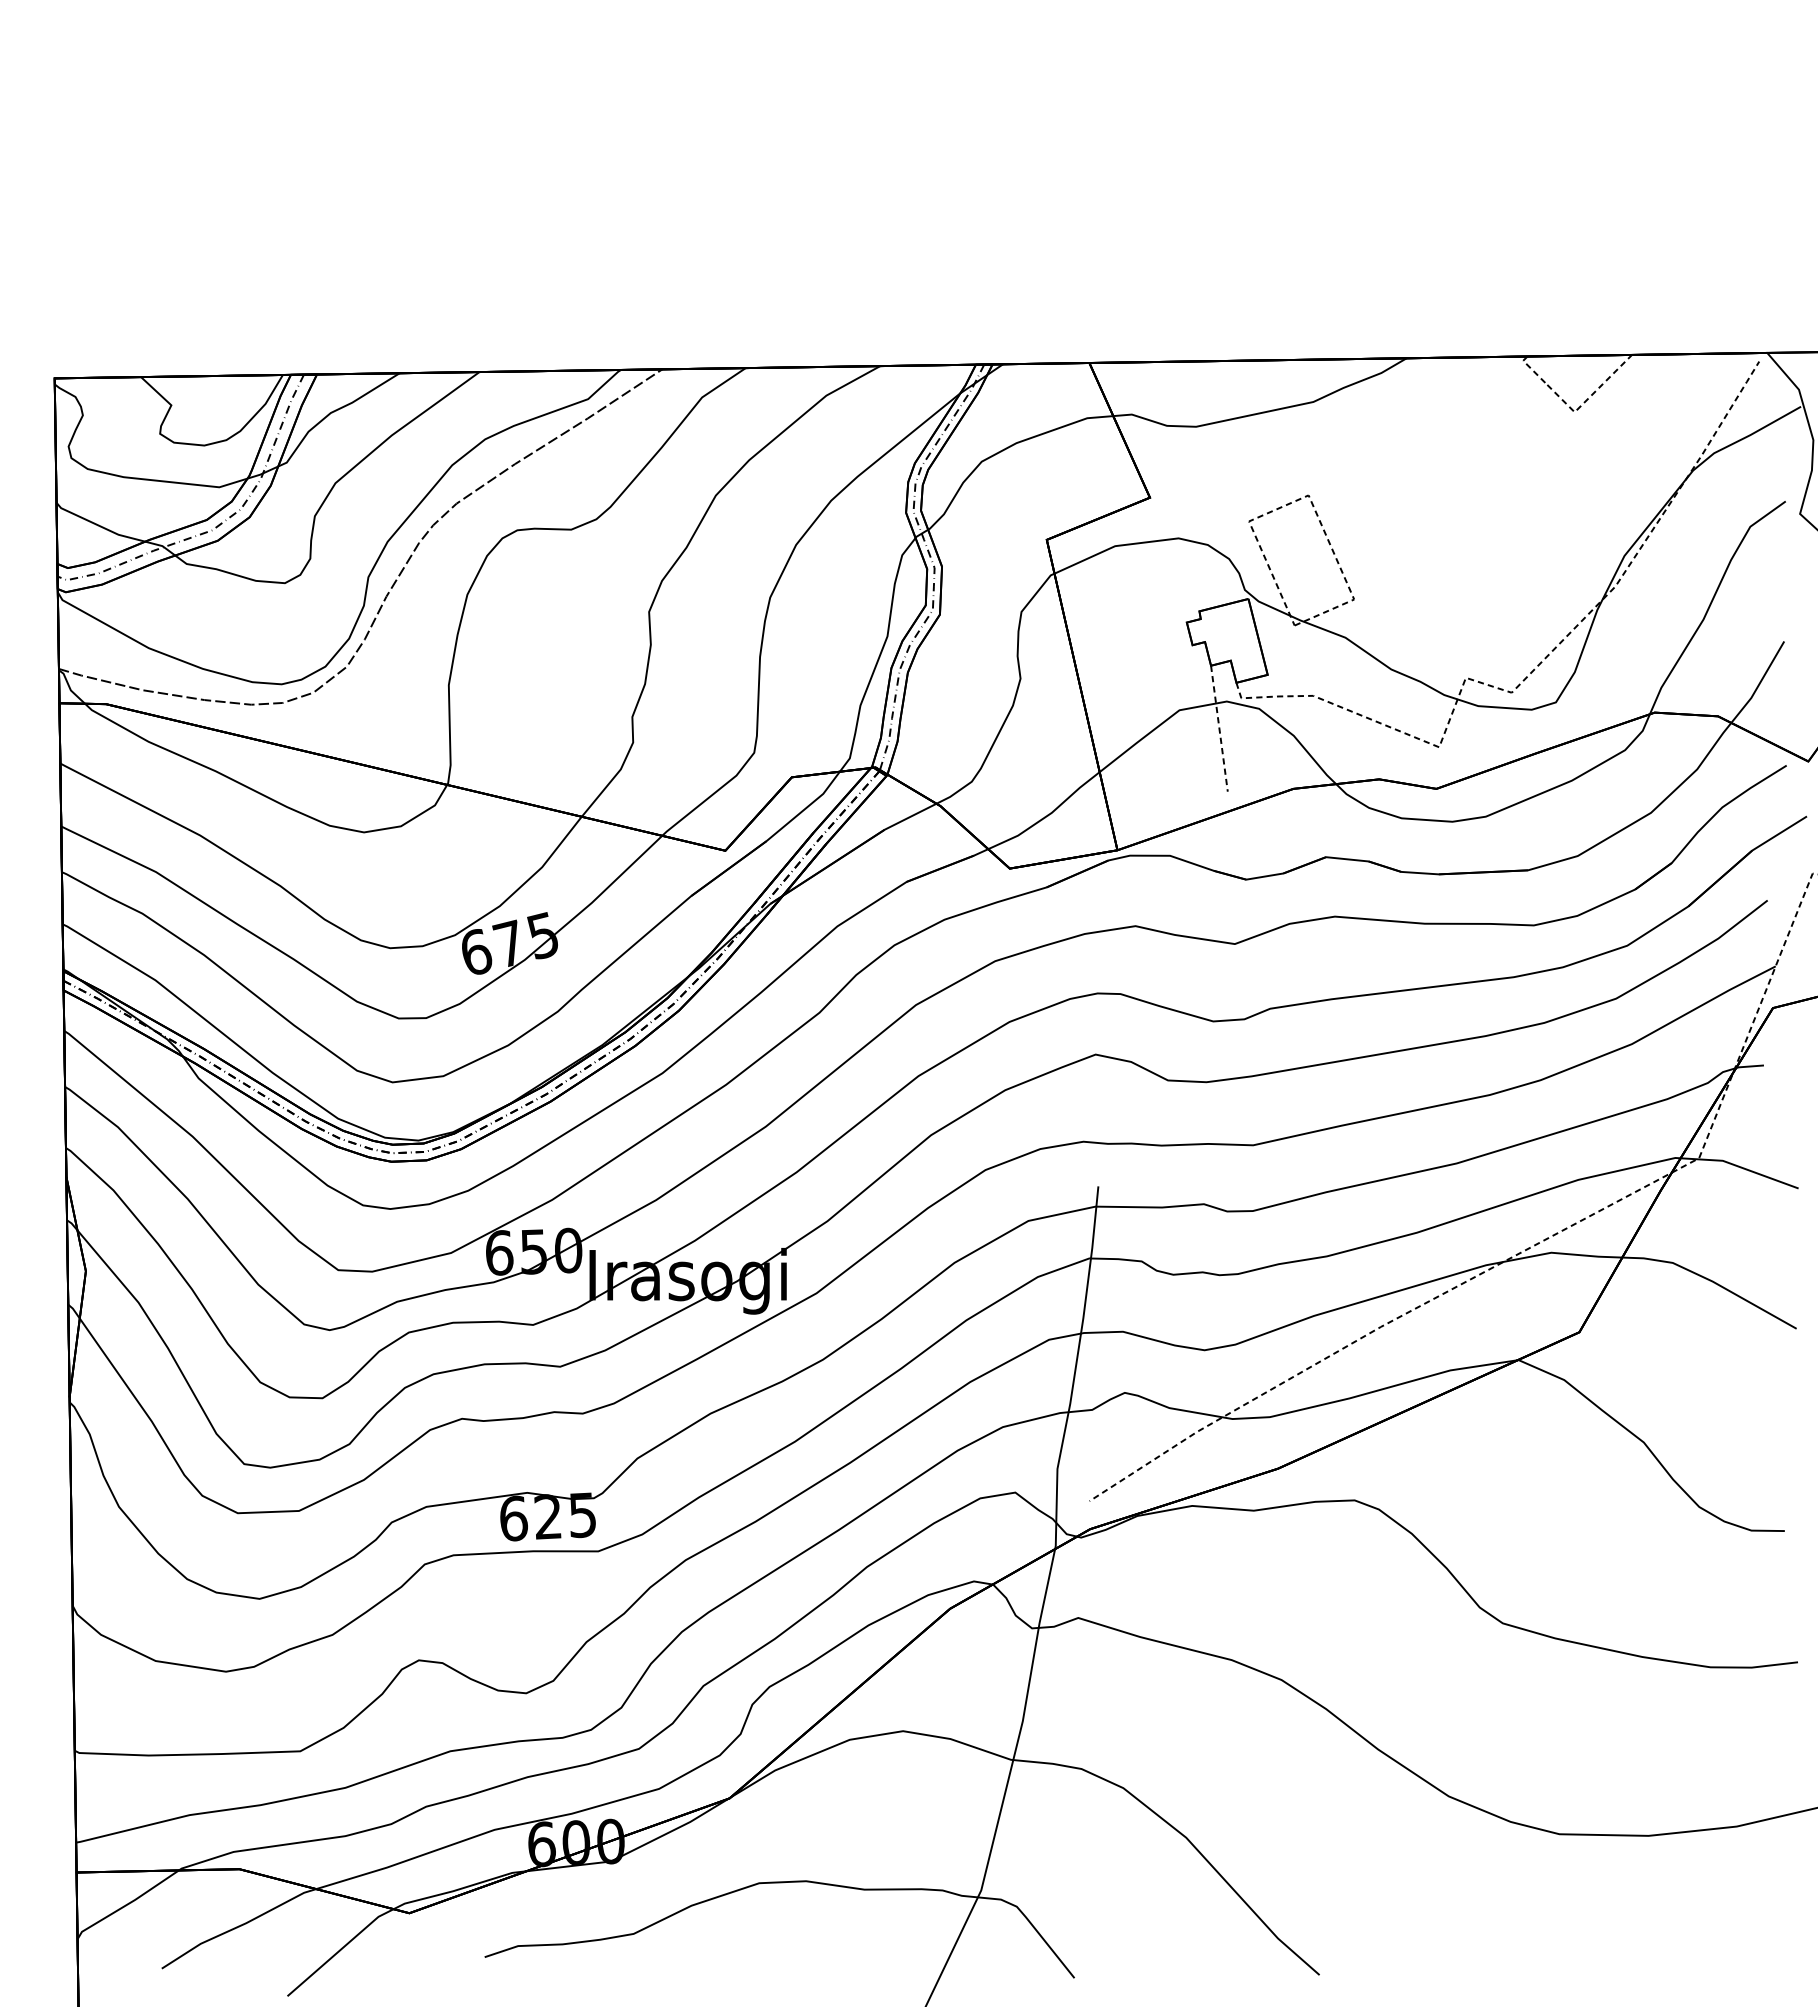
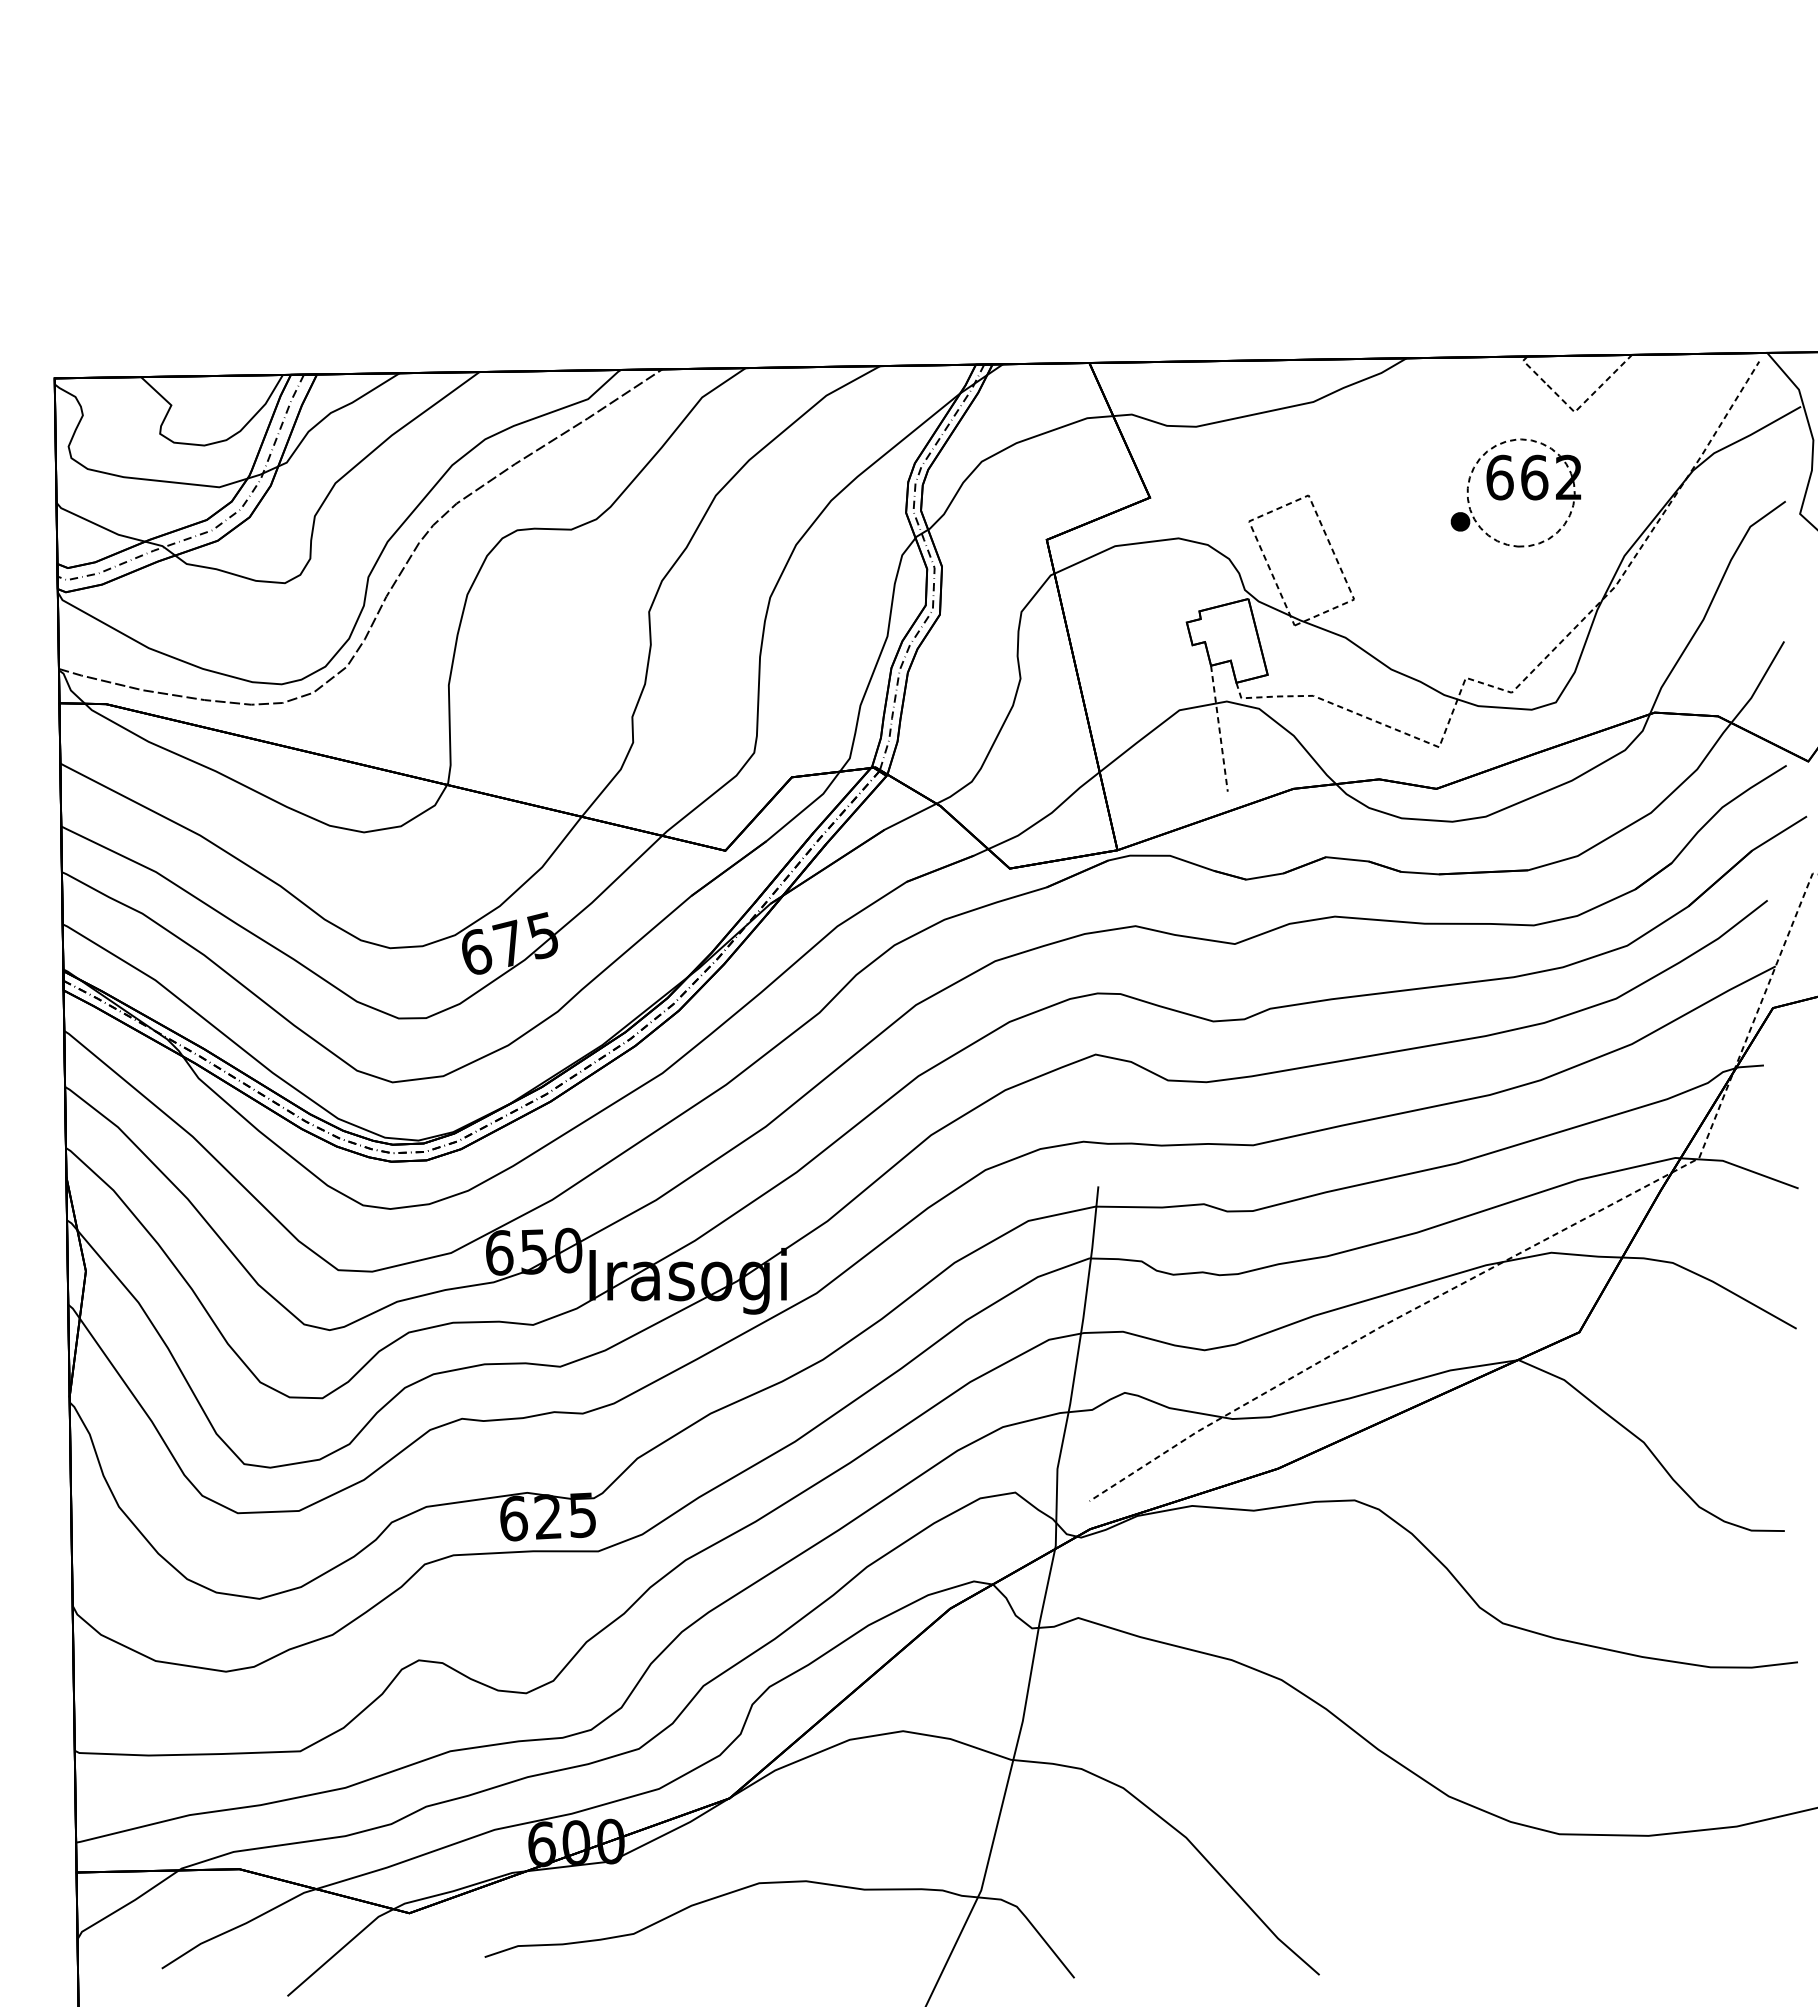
part: none -> present (1515, 492)
